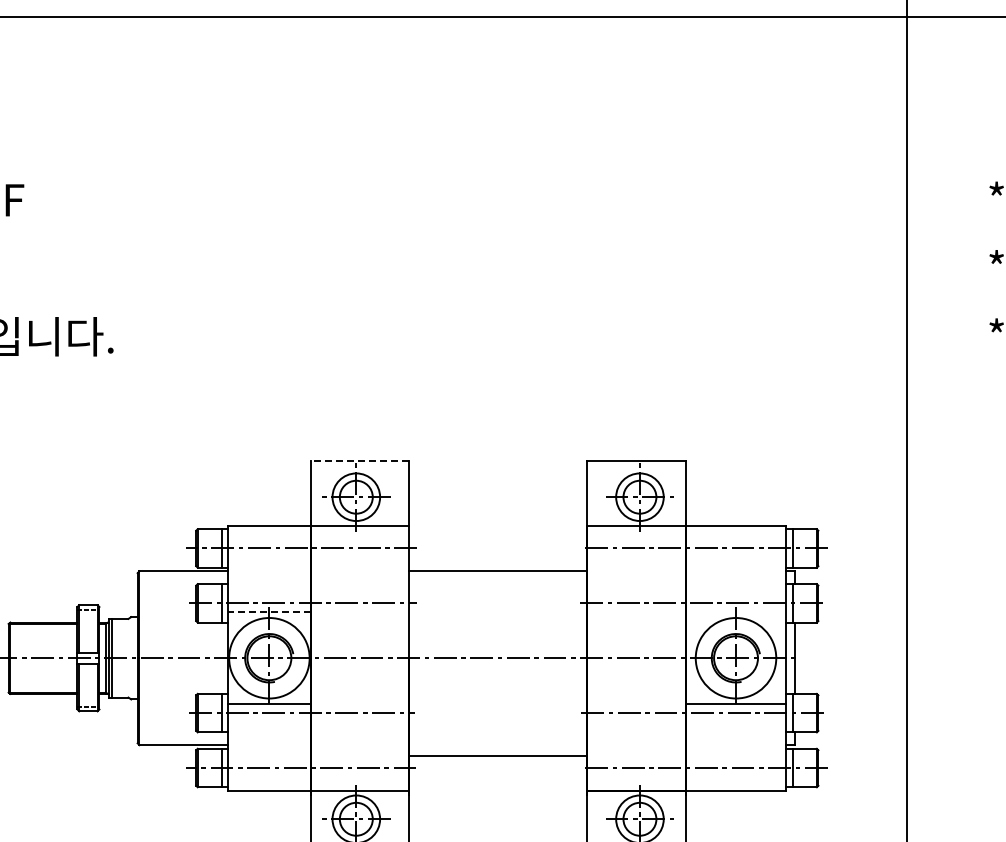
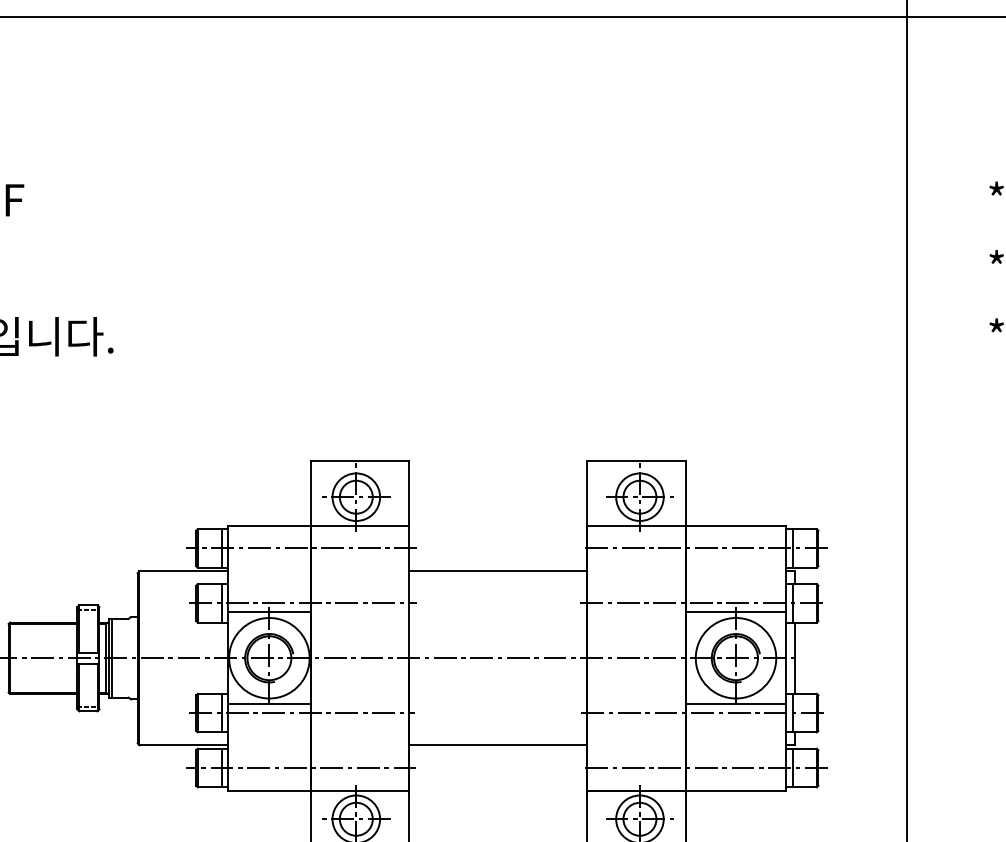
line: dashed -> solid (359, 460)
line: dashed -> solid (268, 612)
line: none -> present (735, 612)
line position: (497, 756) -> (497, 745) (497, 745)
